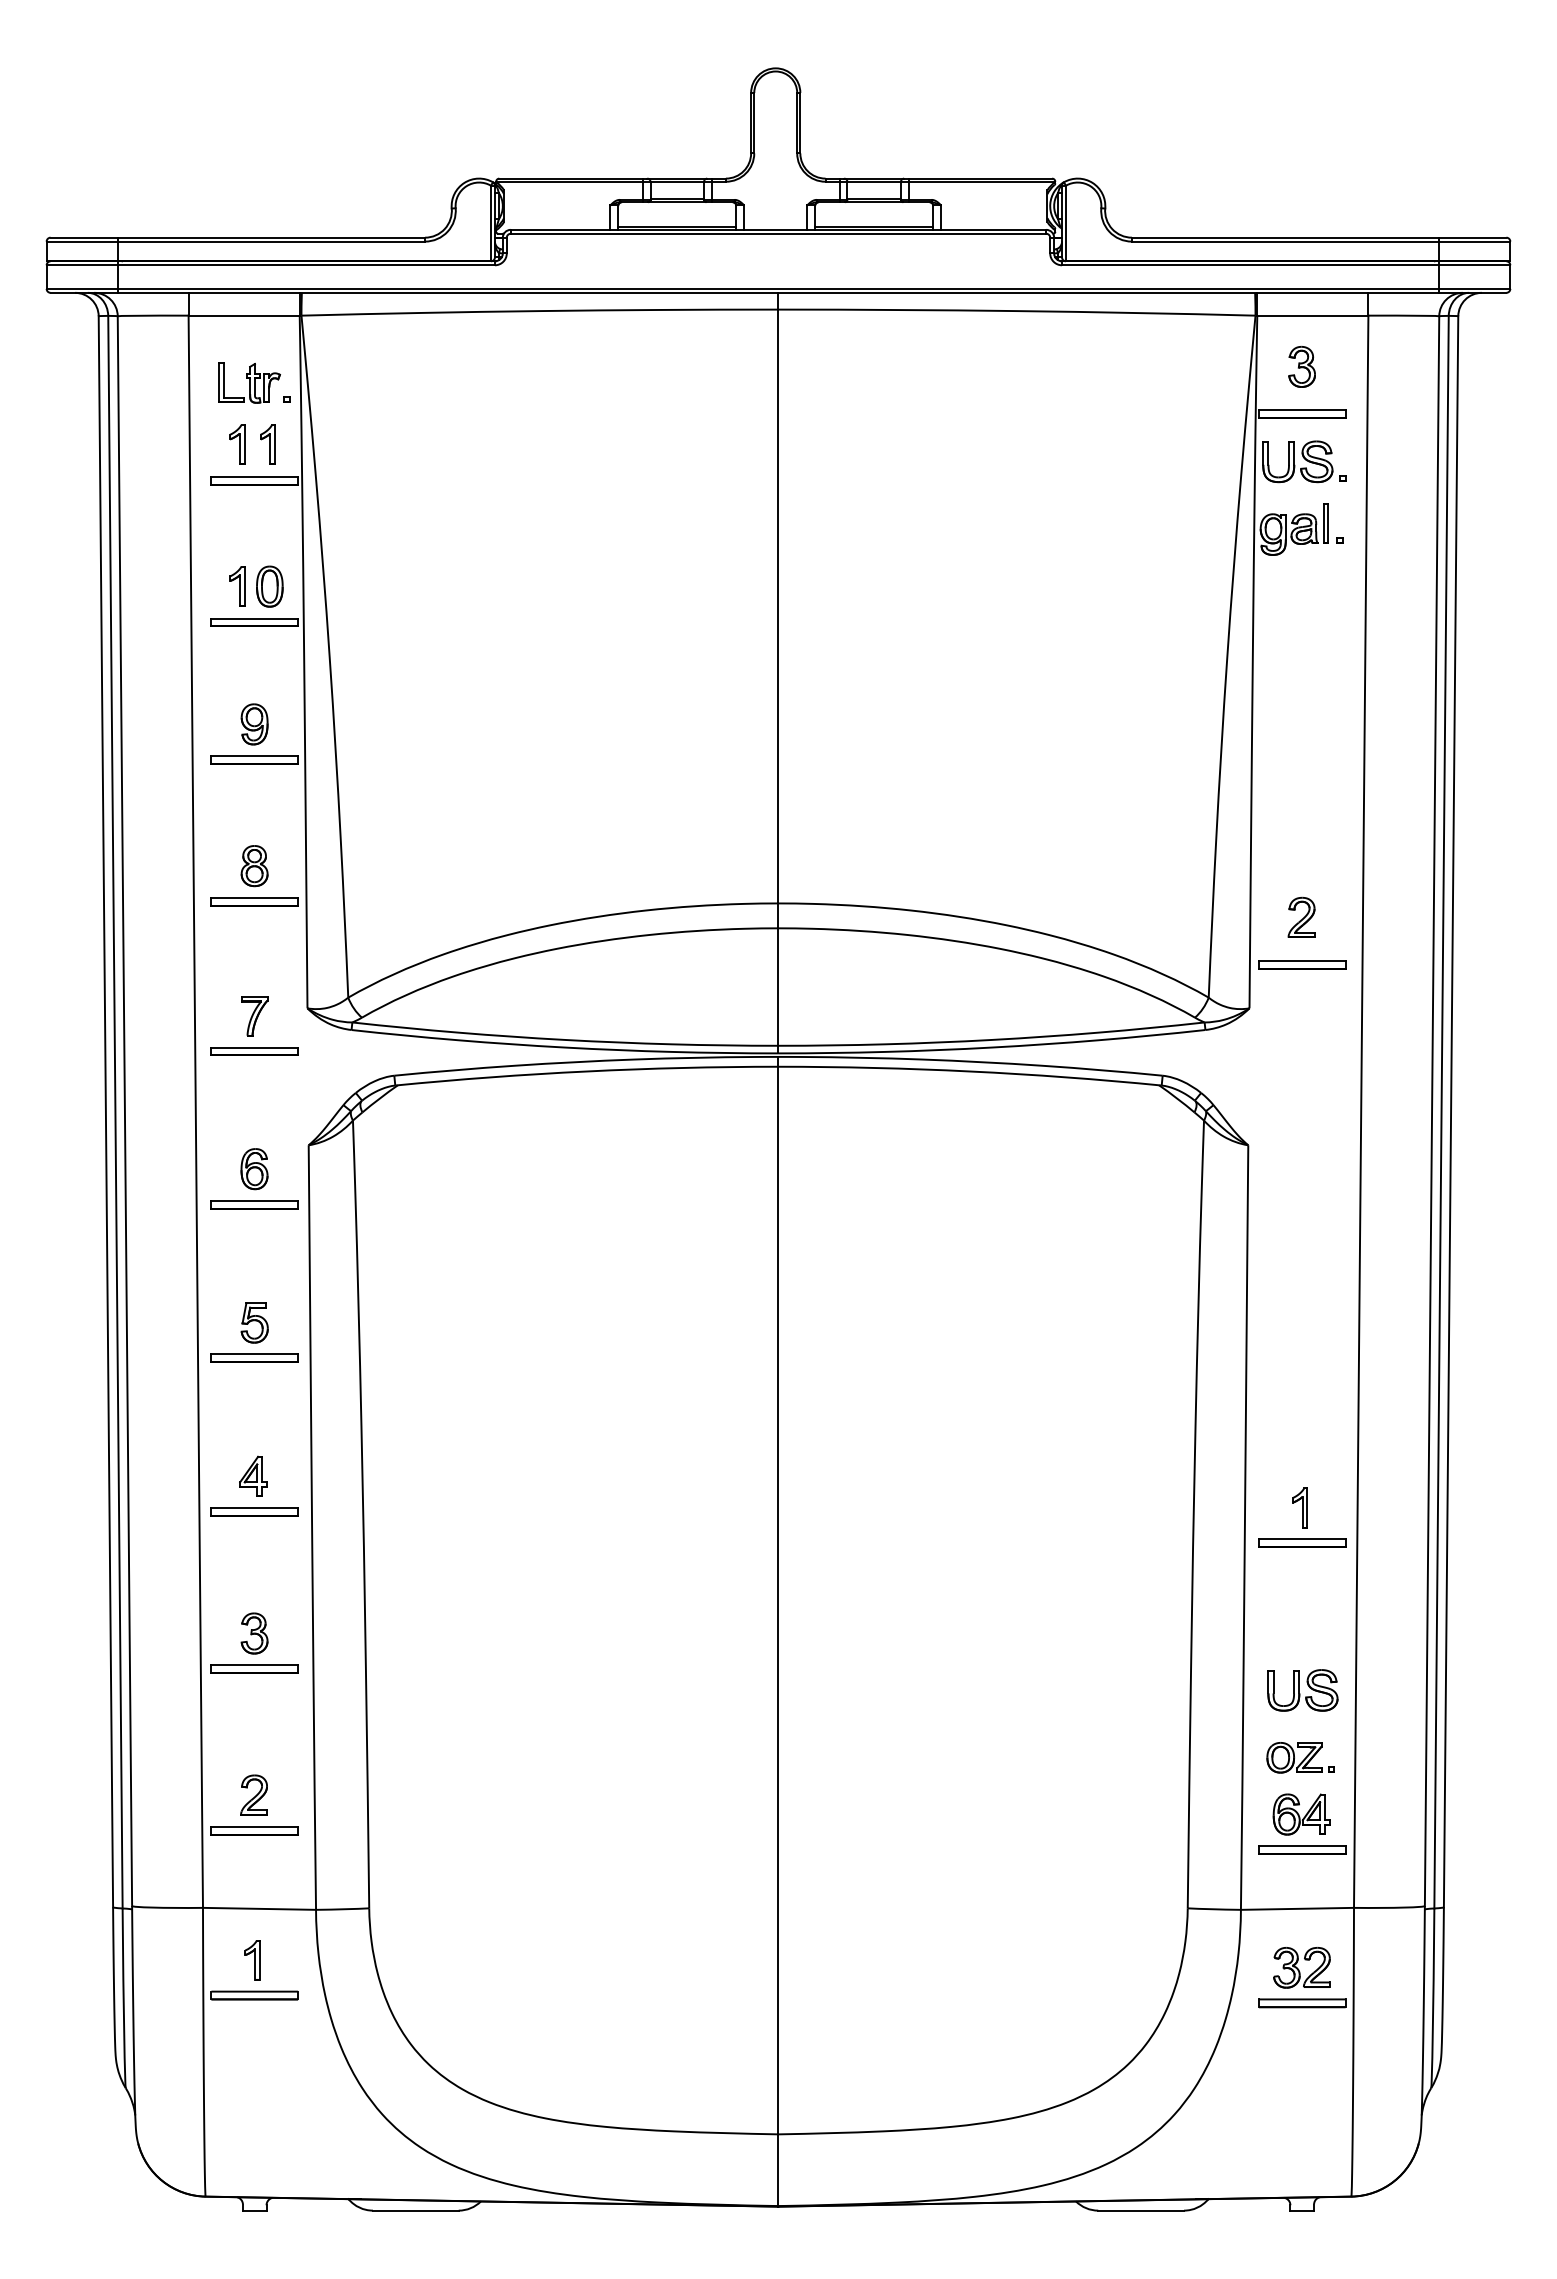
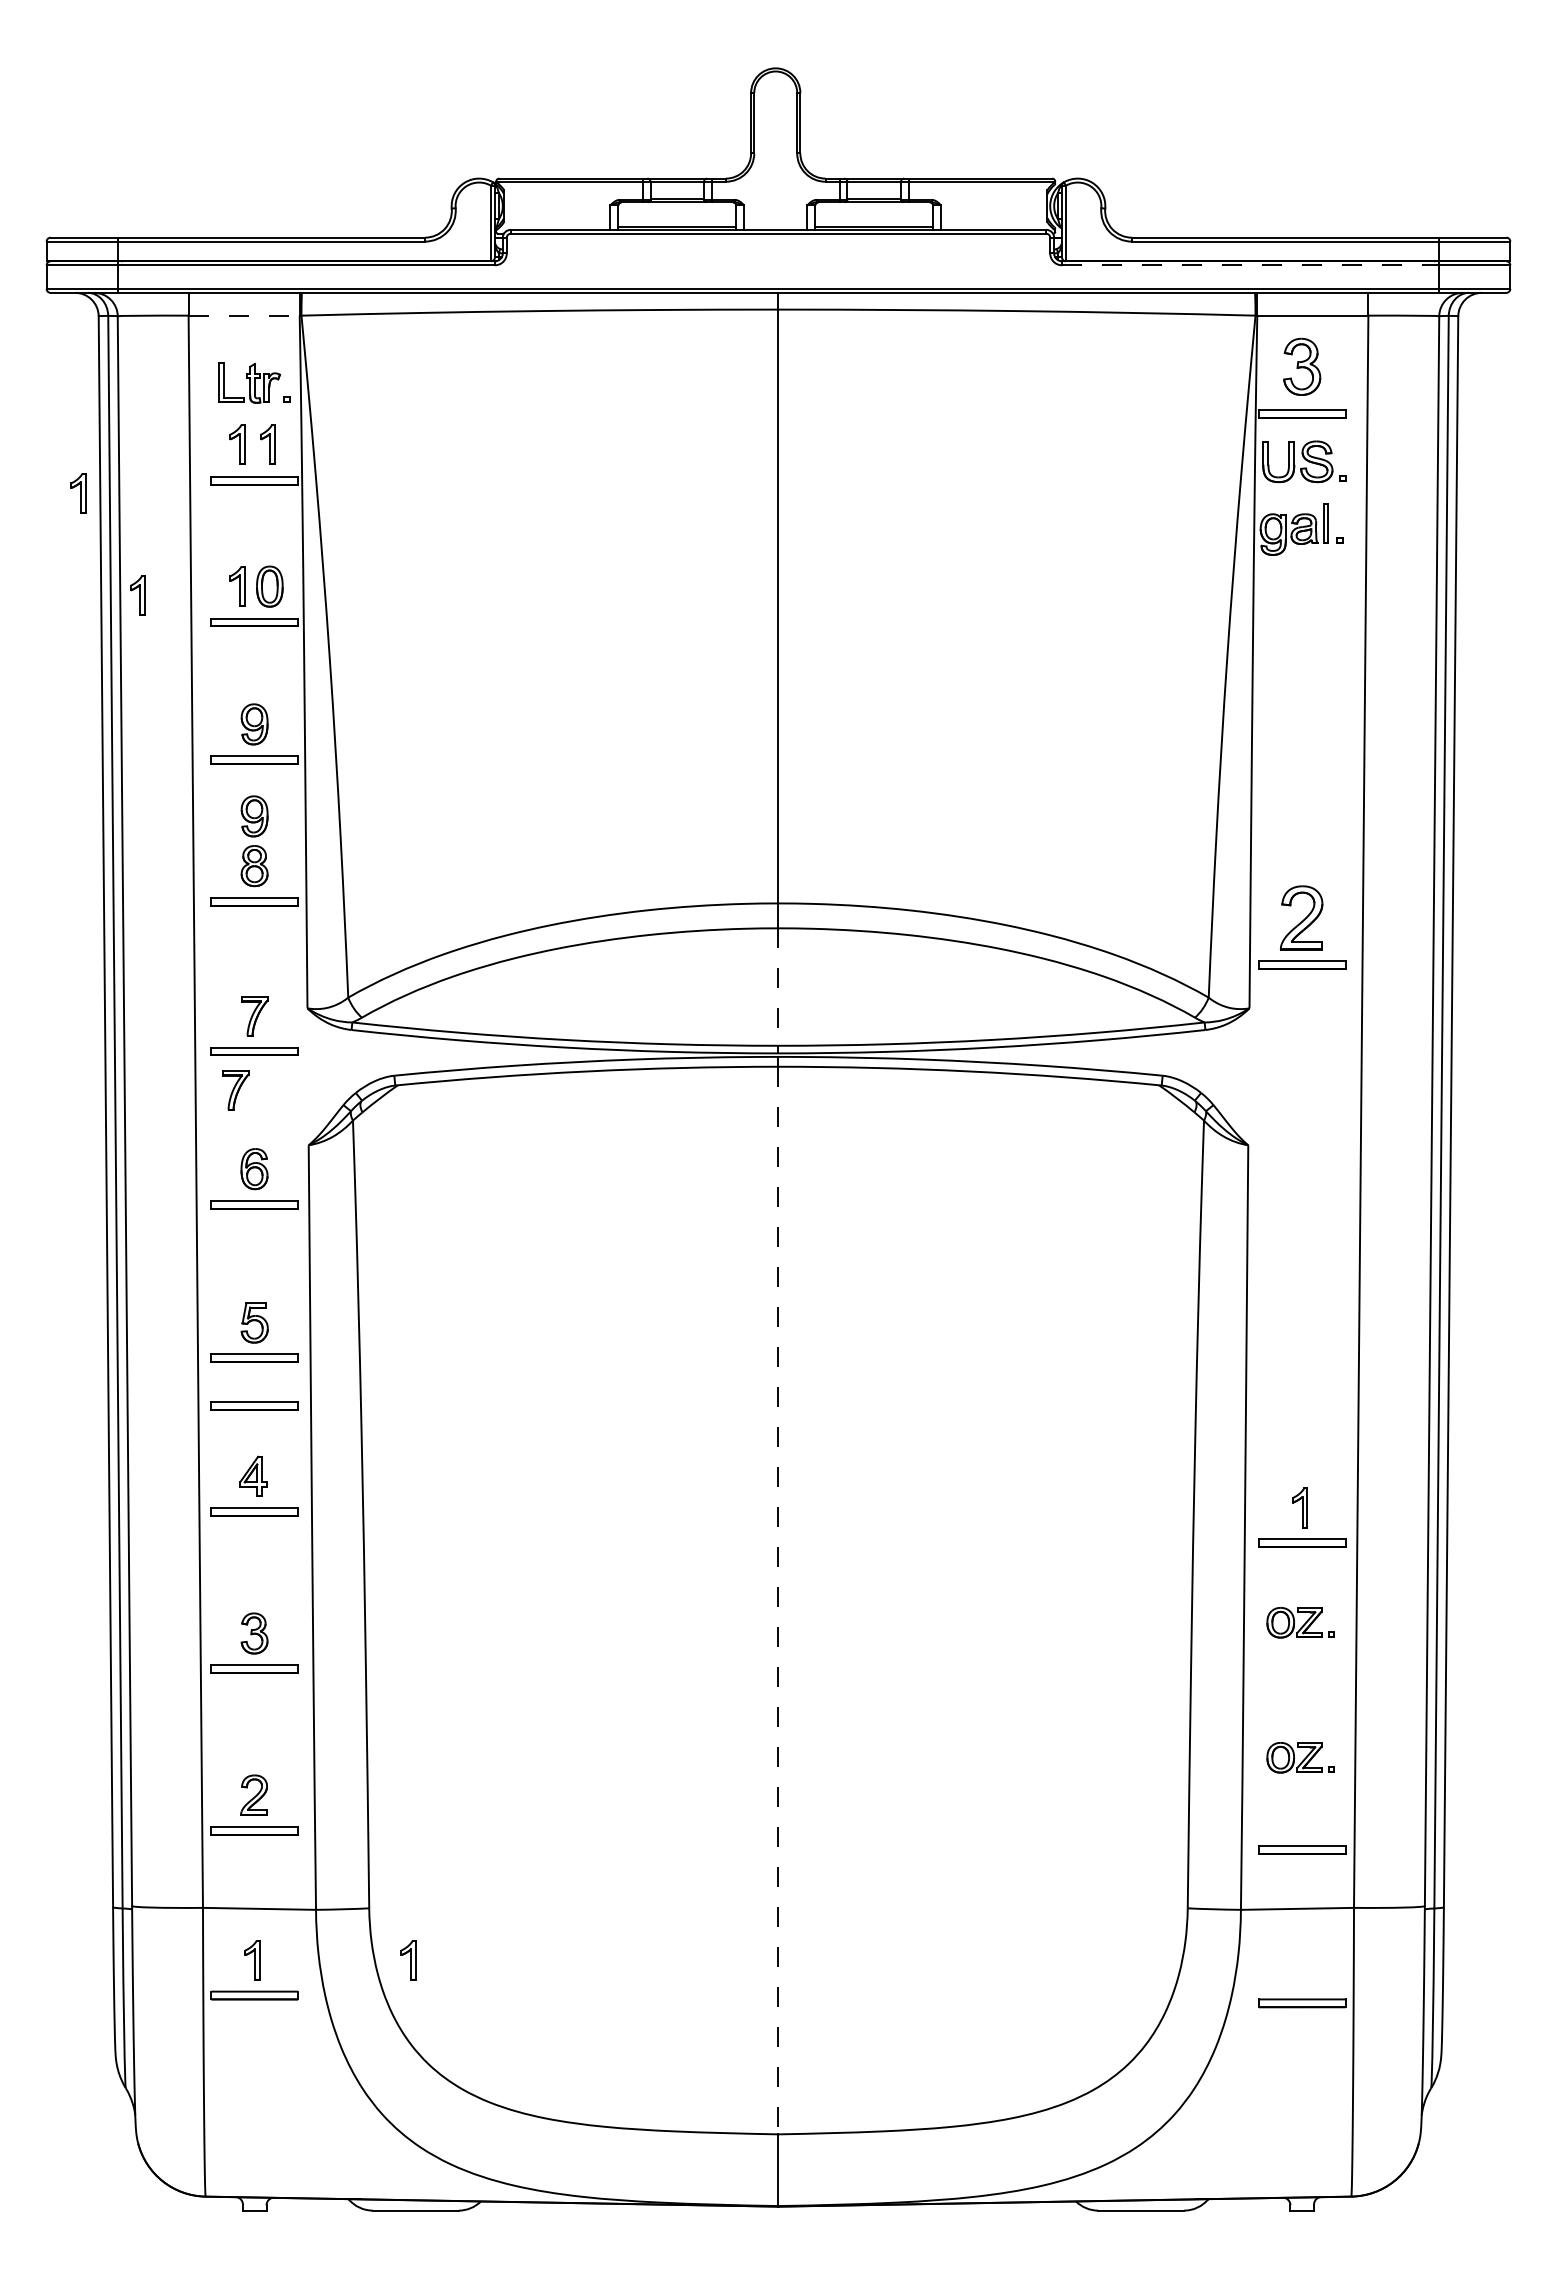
line: solid -> dashed (1250, 265)
line: solid -> dashed (244, 315)
part size: 28x42 px -> 39x59 px (1302, 366)
part: none -> present (78, 493)
part: none -> present (137, 595)
part: none -> present (254, 816)
part size: 29x42 px -> 44x66 px (1301, 917)
line: solid -> dashed (778, 987)
part: none -> present (235, 1090)
part: none -> present (254, 1405)
line: solid -> dashed (778, 1600)
part: none -> present (1300, 1622)
part: present -> none (1302, 1690)
part: present -> none (1301, 1814)
part: none -> present (408, 1960)
part: present -> none (1301, 1967)
